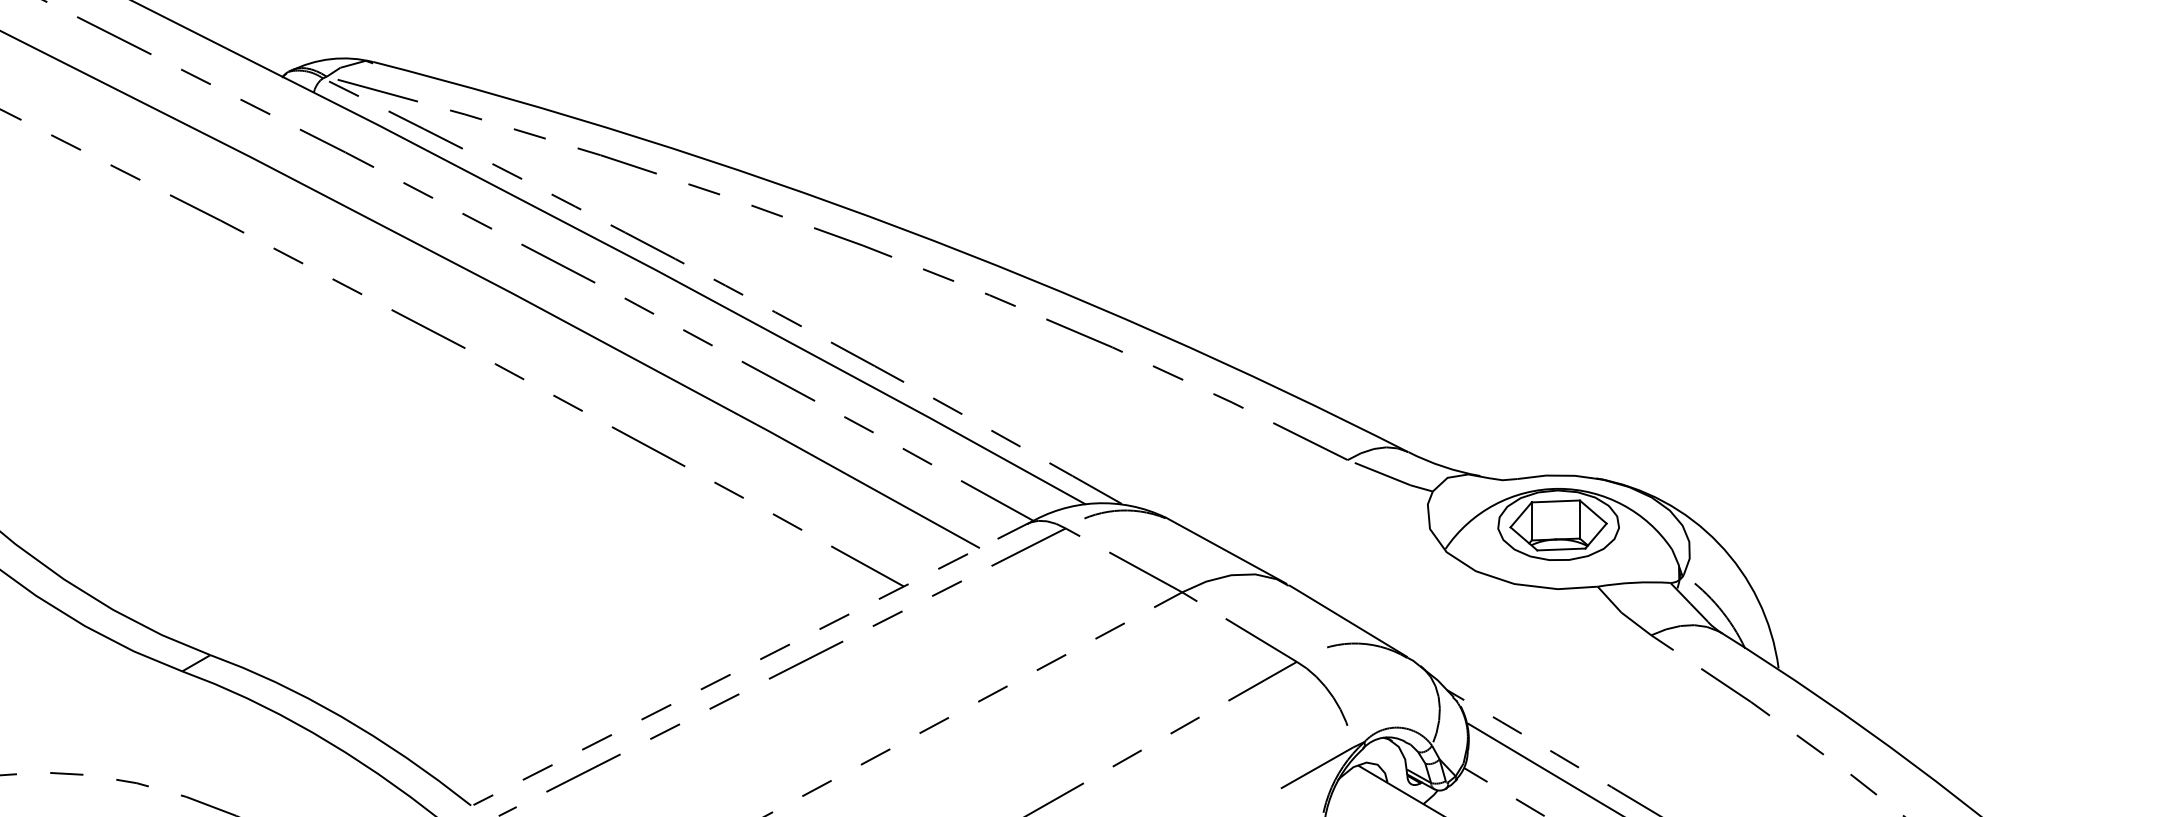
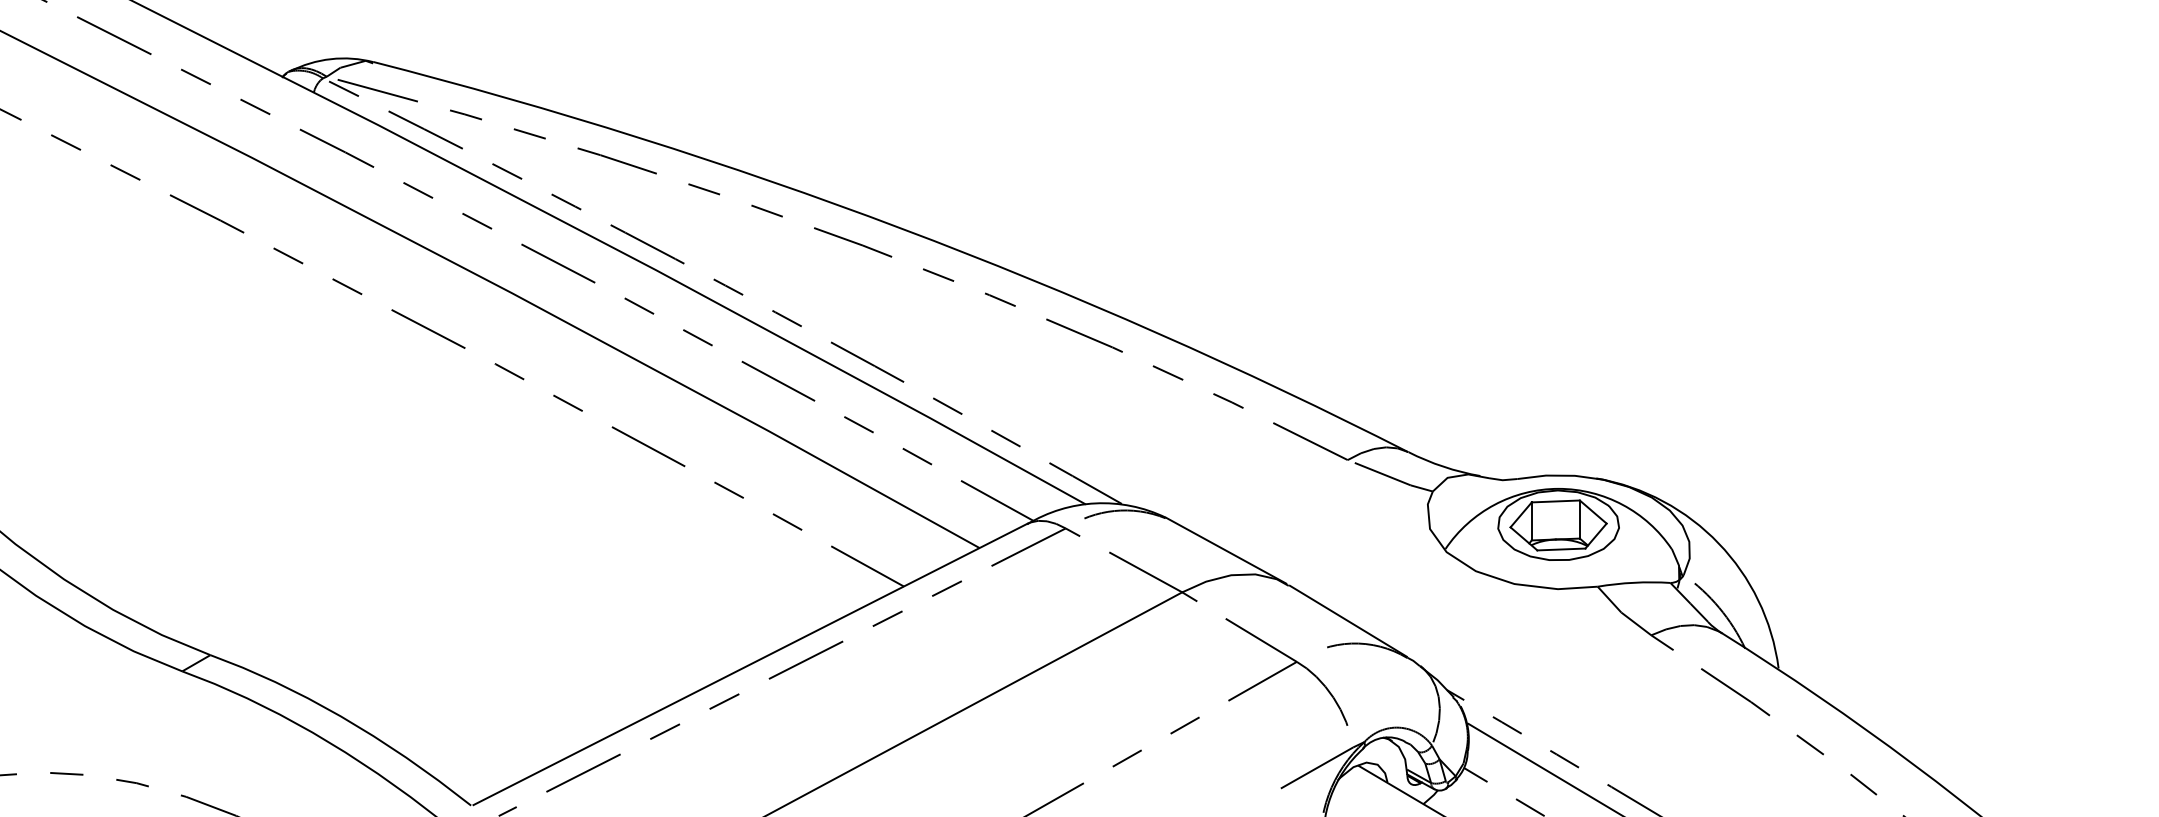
line: dashed -> solid (750, 664)
line: dashed -> solid (973, 704)
